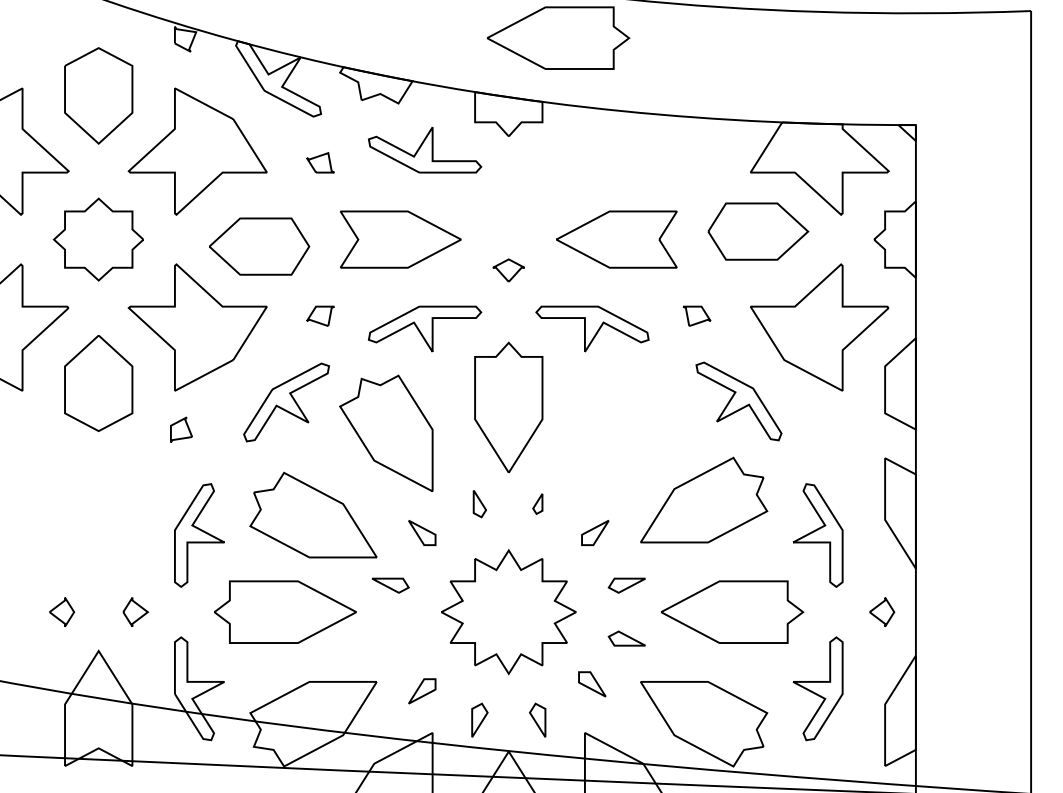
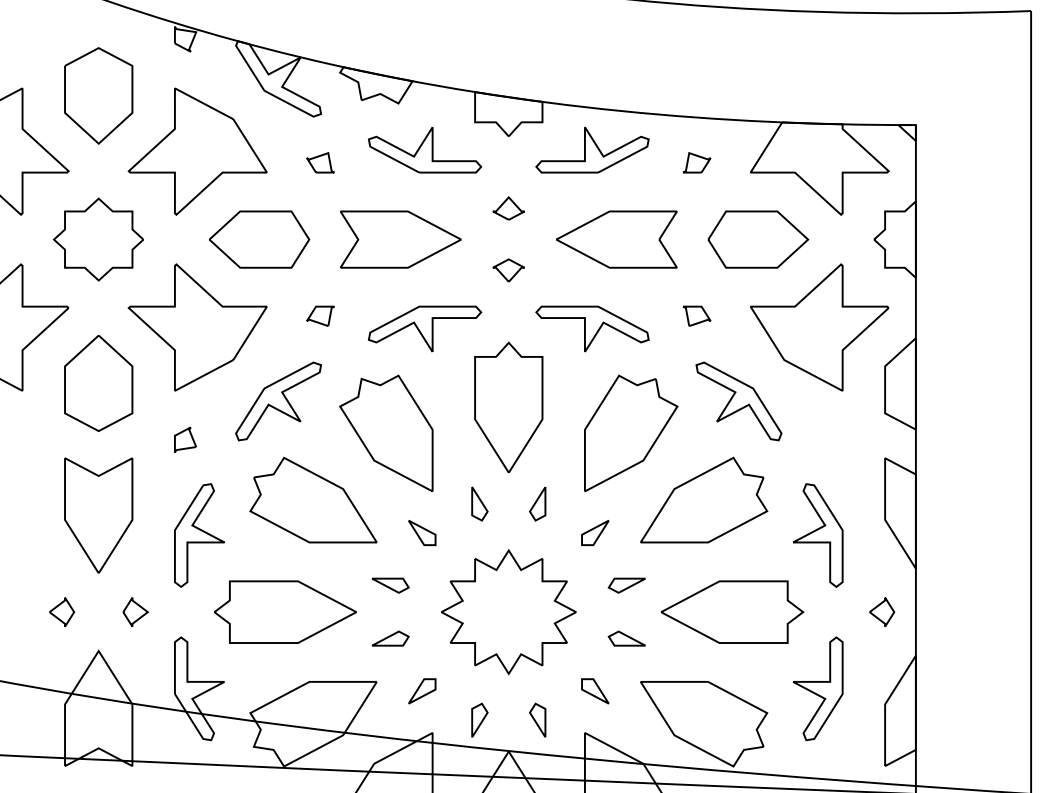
part: present -> none (558, 37)
part: none -> present (592, 149)
part: none -> present (697, 162)
part: none -> present (508, 208)
part position: (758, 231) -> (758, 239) (758, 239)
part position: (259, 246) -> (259, 239) (259, 239)
part position: (286, 402) -> (278, 401) (278, 401)
part position: (181, 429) -> (185, 439) (185, 439)
part: none -> present (631, 433)
part size: 12x22 px -> 18x36 px (537, 503)
part size: 15x29 px -> 18x36 px (479, 503)
part position: (313, 514) -> (313, 499) (313, 499)
part: none -> present (98, 515)
part: none -> present (390, 638)
part position: (592, 684) -> (595, 691) (595, 691)
